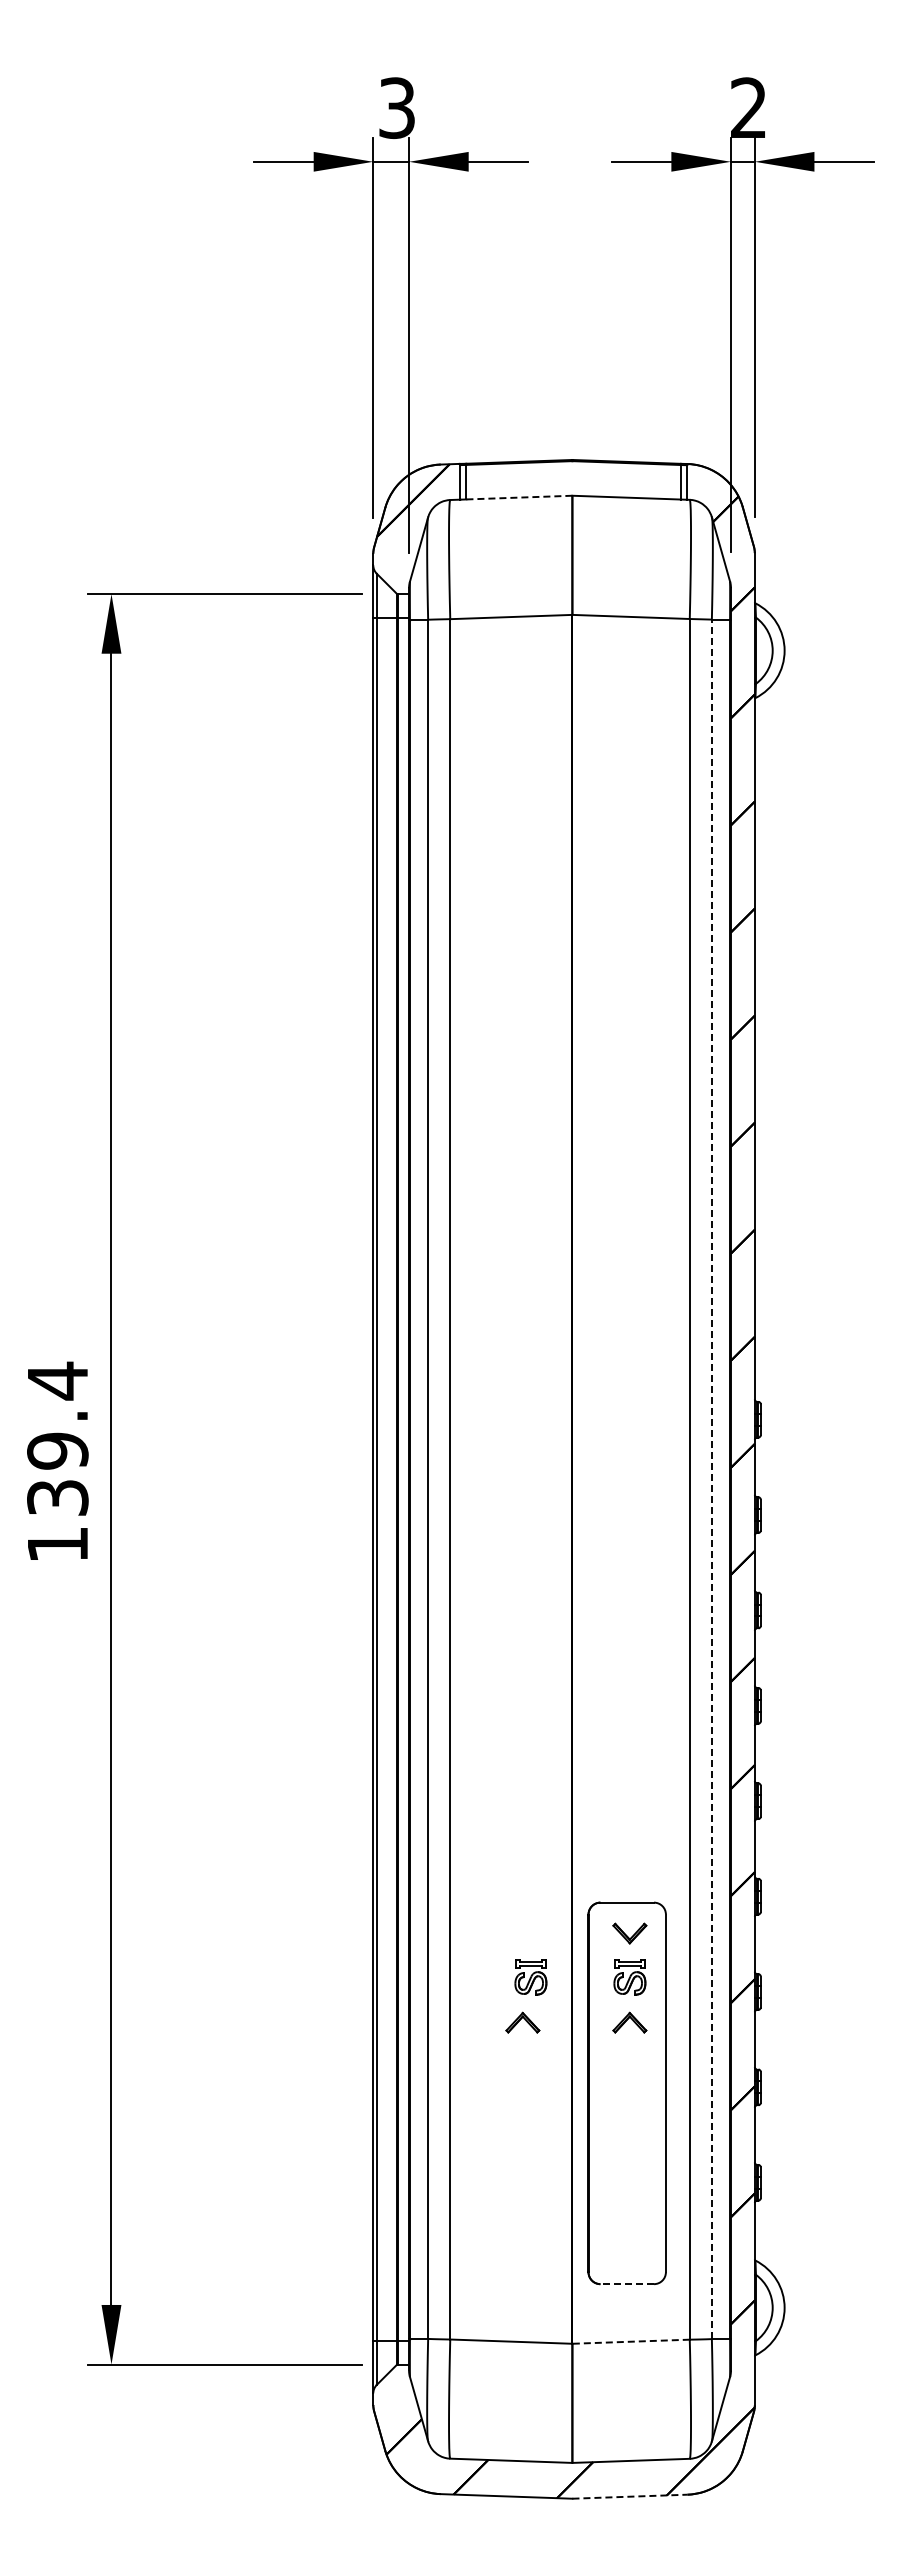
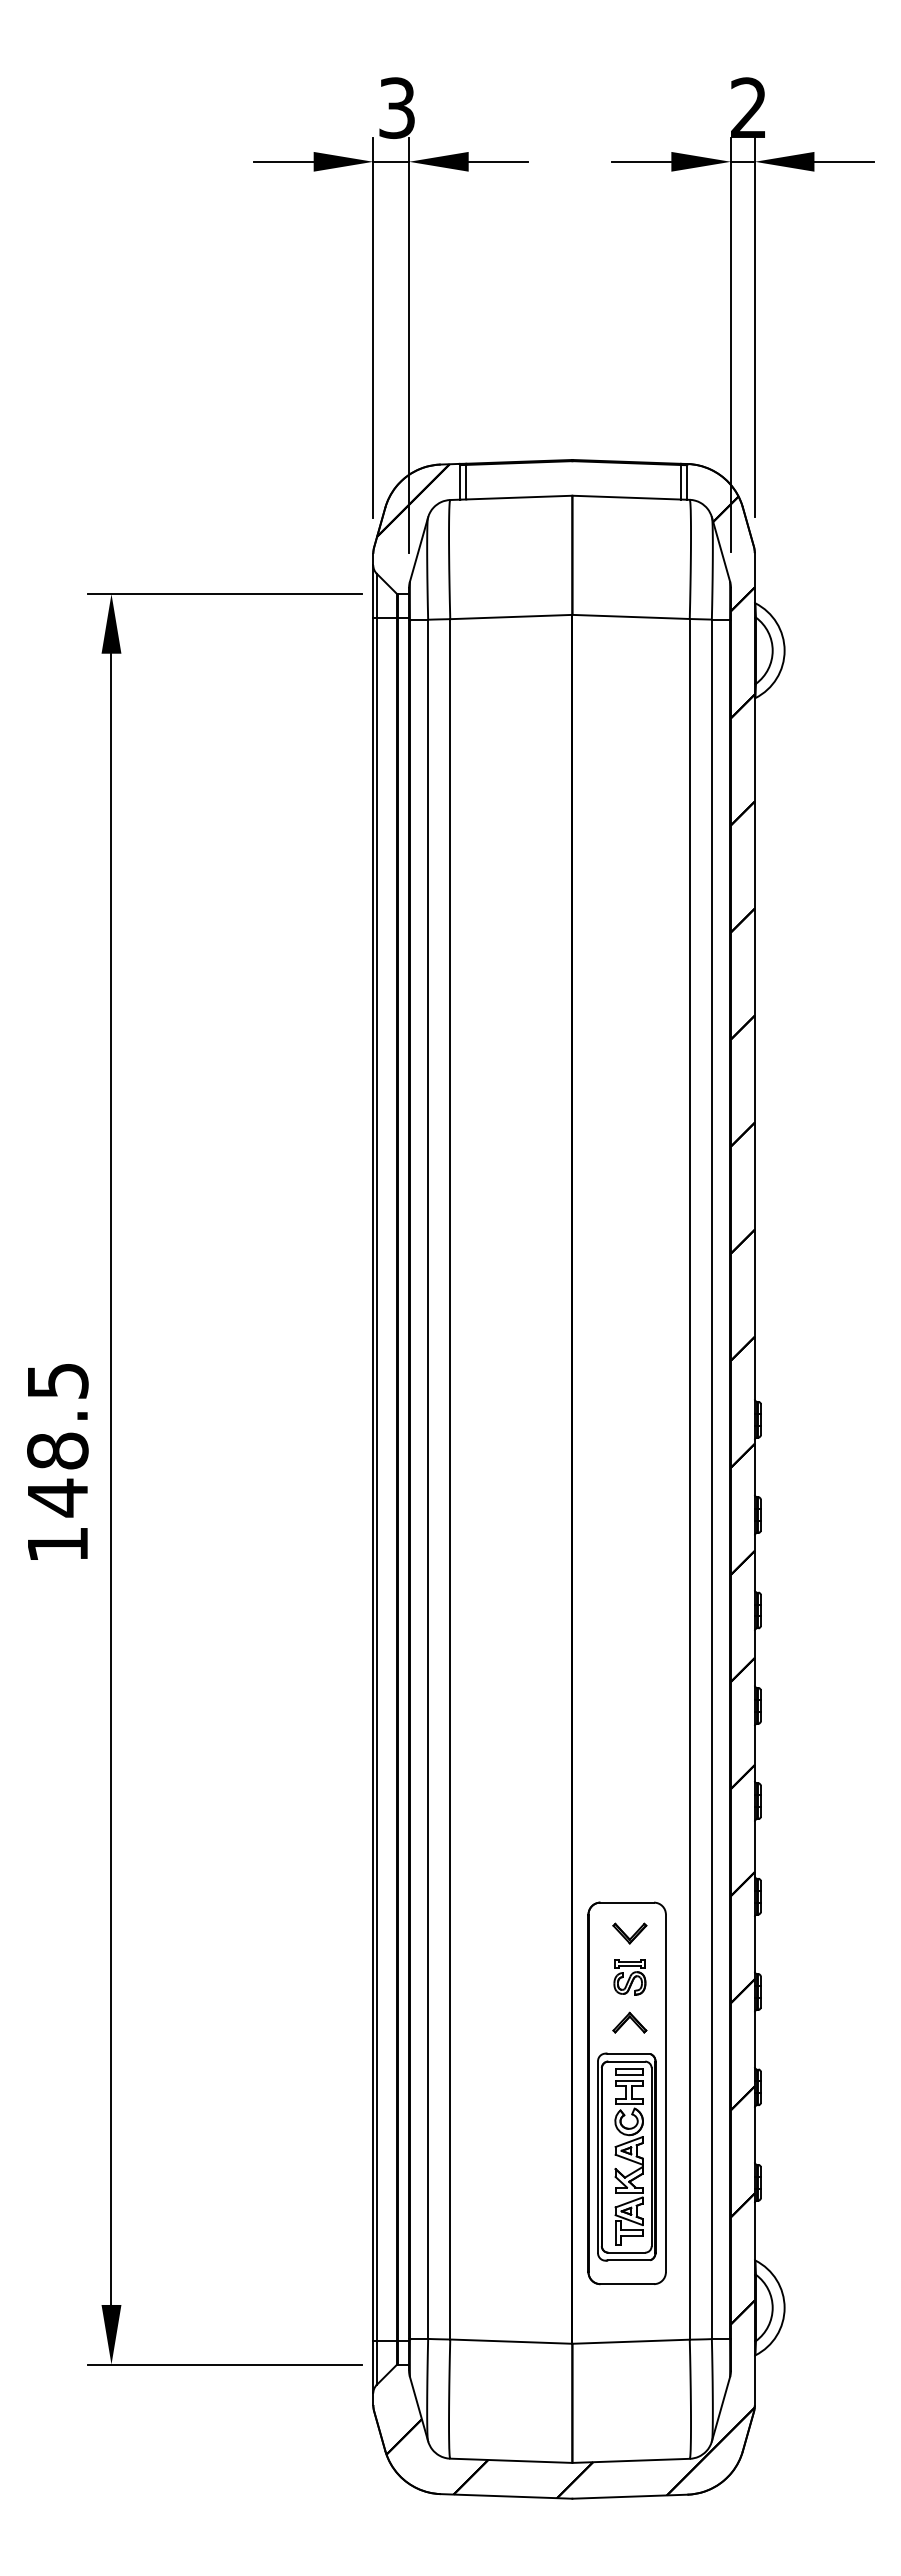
line: dashed -> solid (518, 497)
text: 139.4 -> 148.5 (57, 1439)
line: dashed -> solid (711, 1479)
part: present -> none (530, 1977)
part: present -> none (522, 2022)
part: none -> present (626, 2156)
line: dashed -> solid (627, 2284)
line: dashed -> solid (631, 2341)
line: dashed -> solid (629, 2496)
